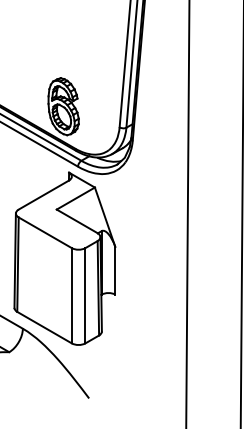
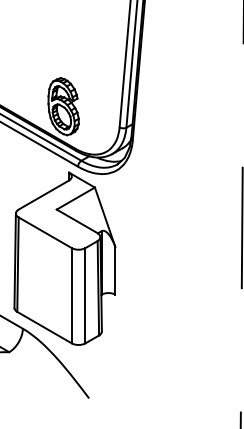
line: present -> none (187, 213)
line: solid -> dashed (242, 214)
